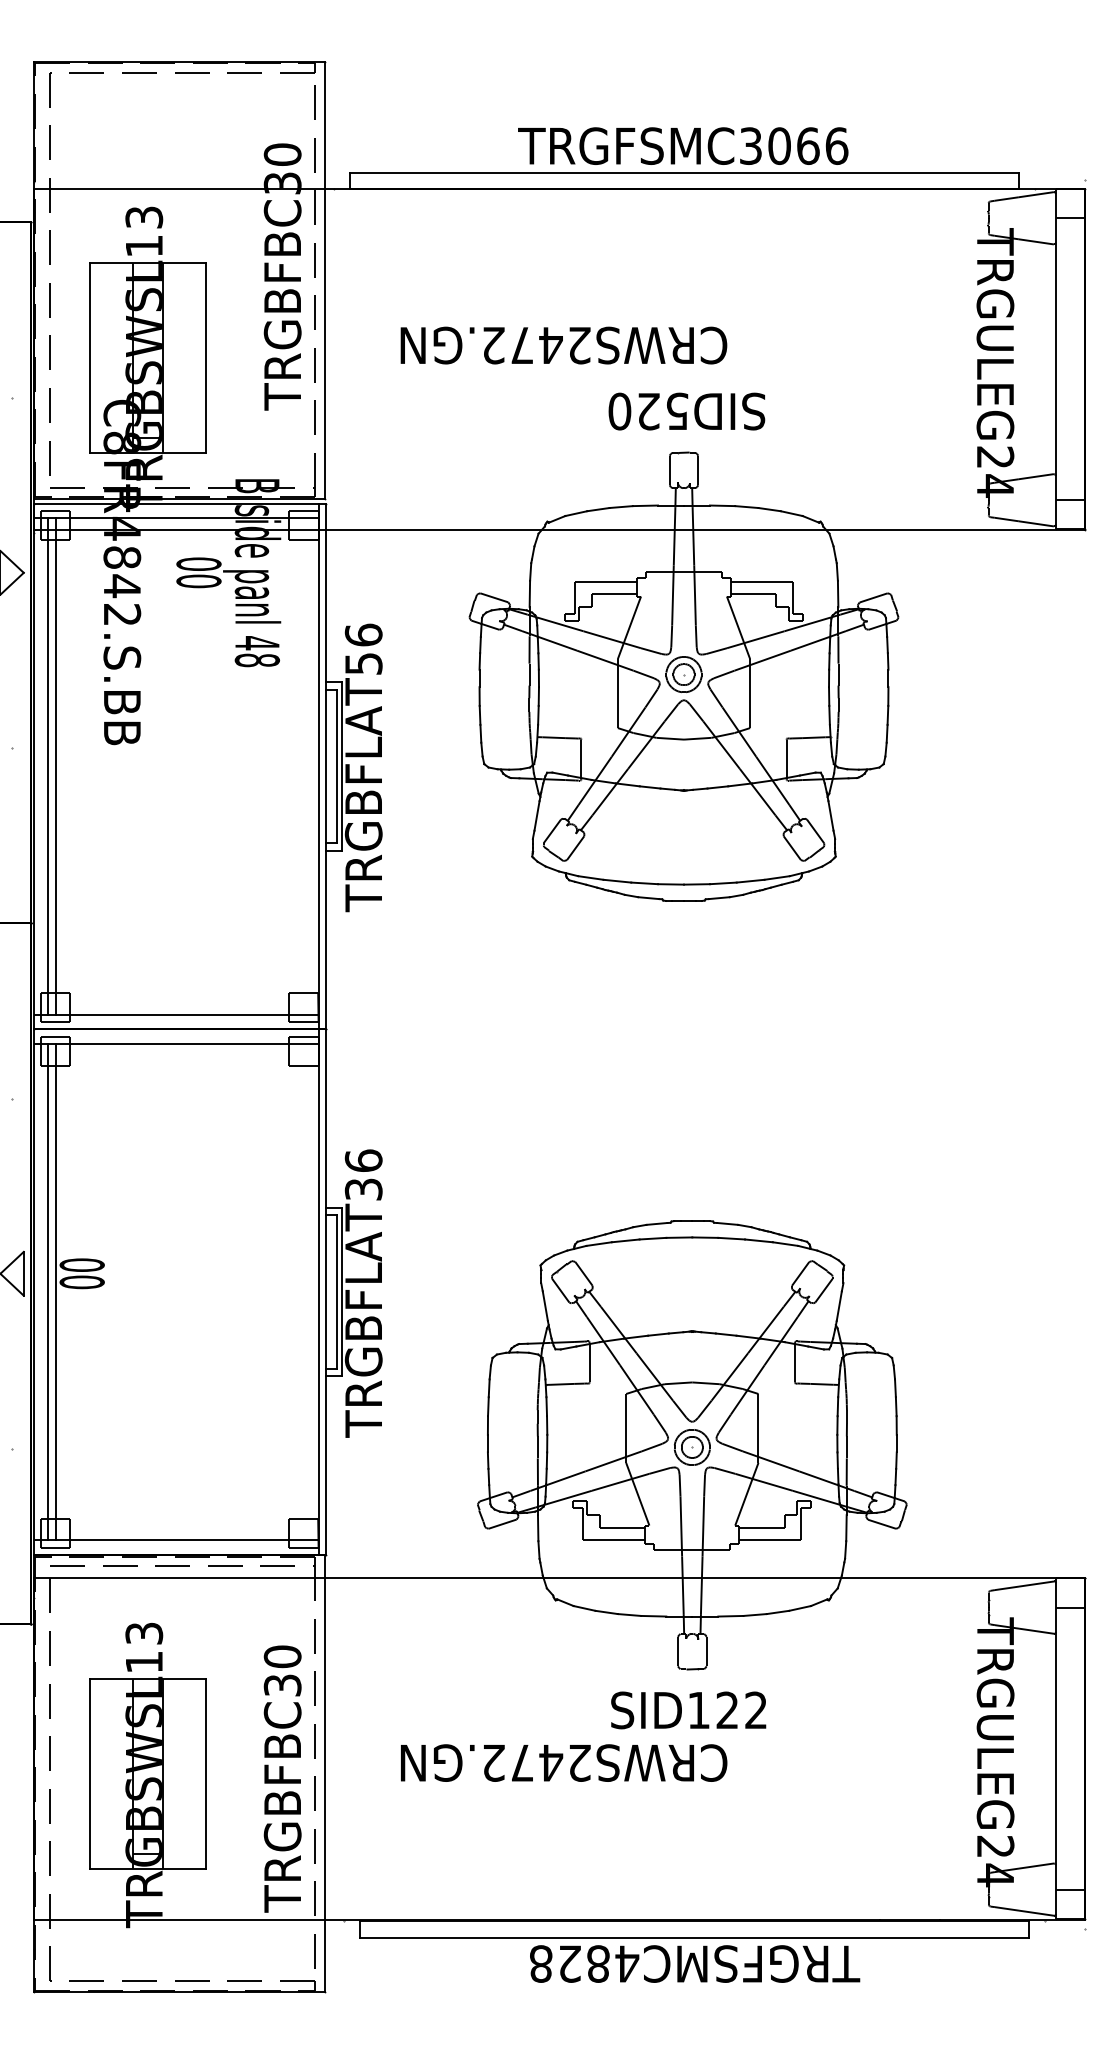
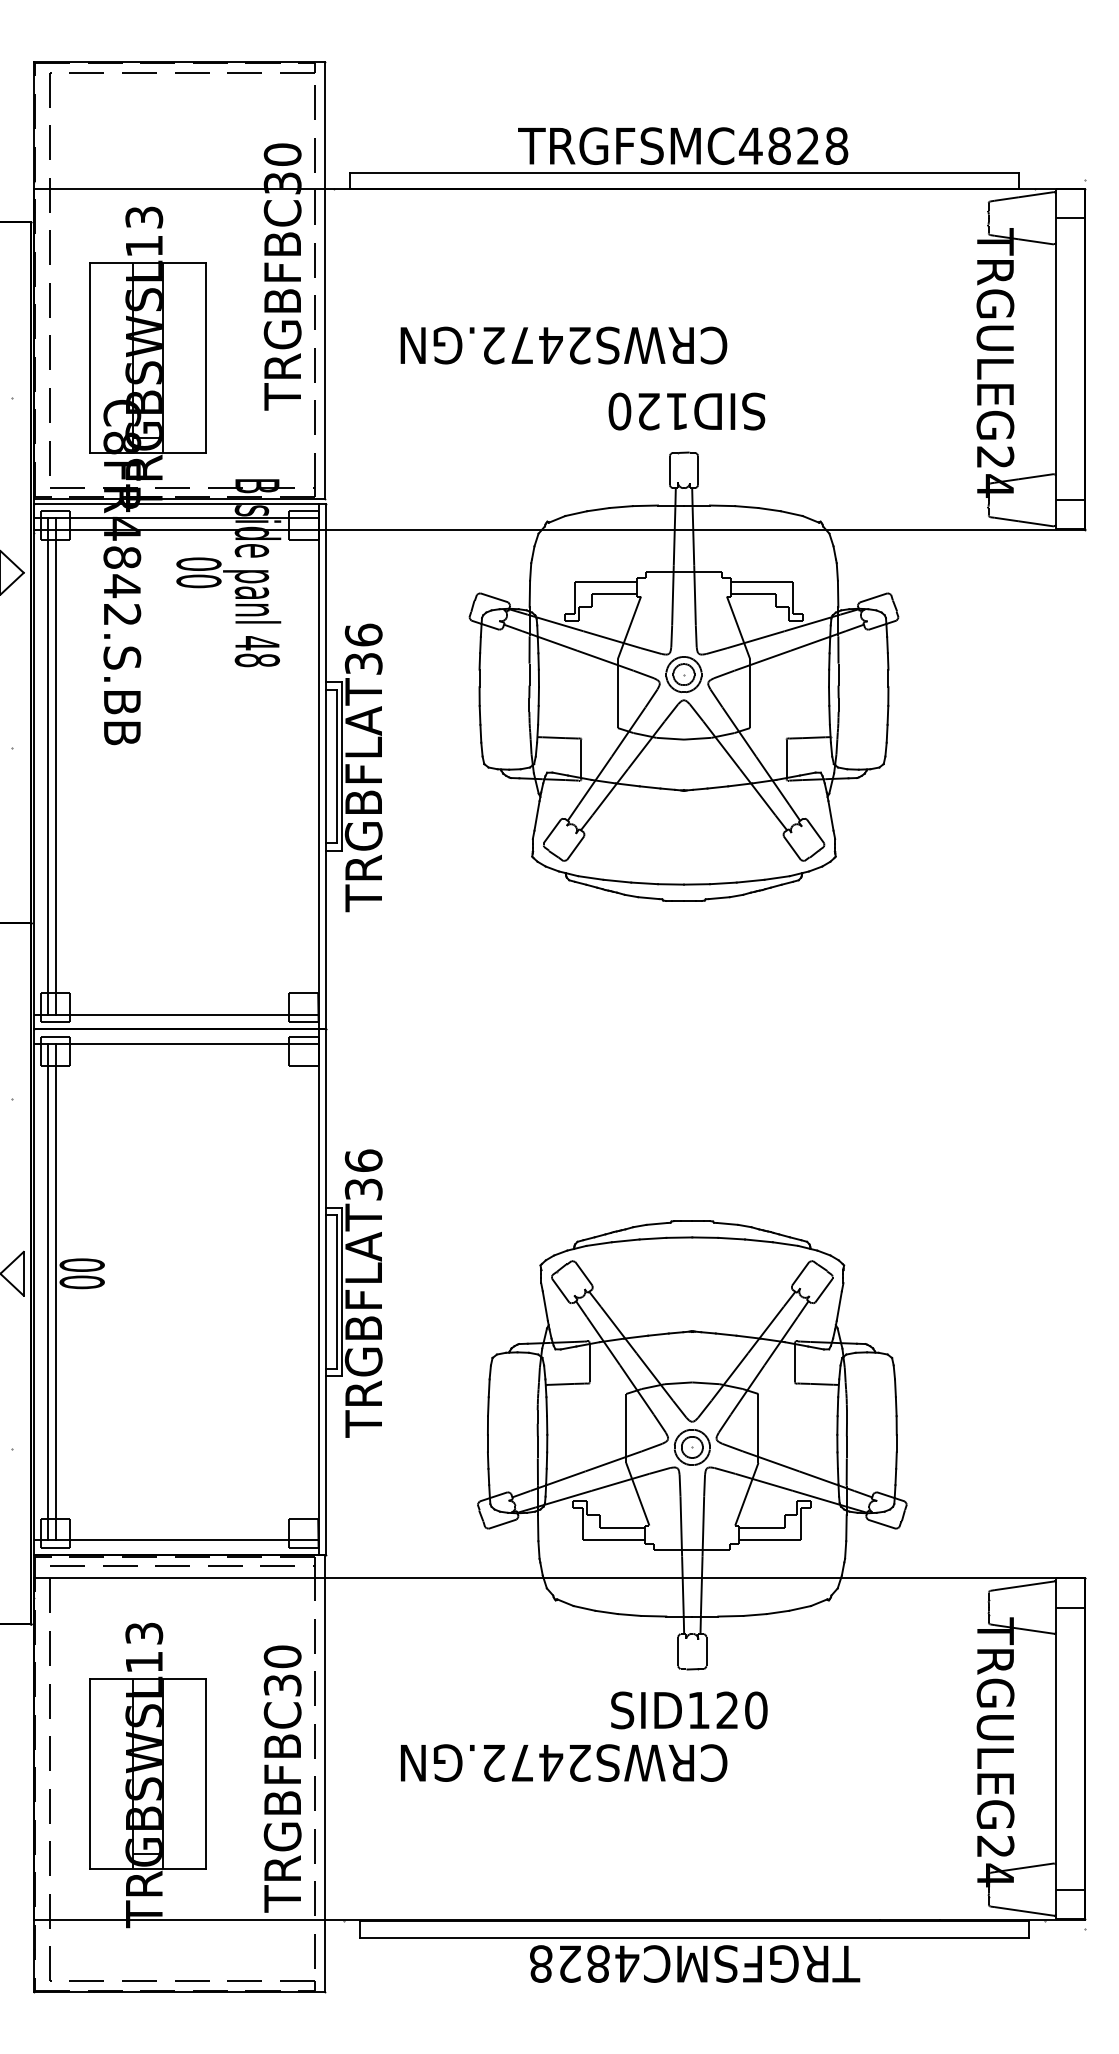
text: TRGFSMC3066 -> TRGFSMC4828 (793, 145)
text: SID520 -> SID120 (677, 410)
text: TRGBFLAT56 -> TRGBFLAT36 (362, 663)
text: SID122 -> SID120 (756, 1710)
